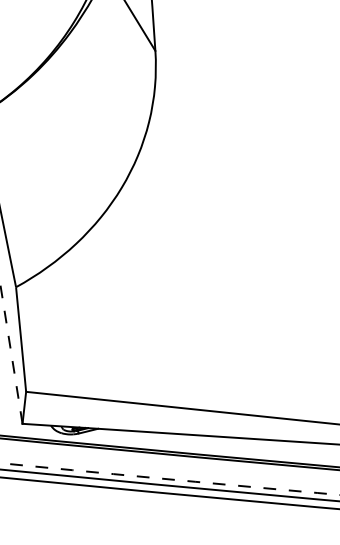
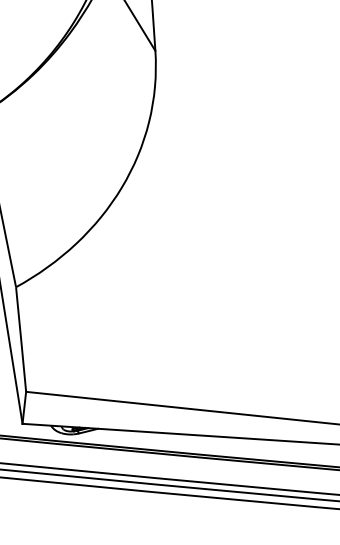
line: dashed -> solid (11, 352)
arc: dashed -> solid (169, 479)
